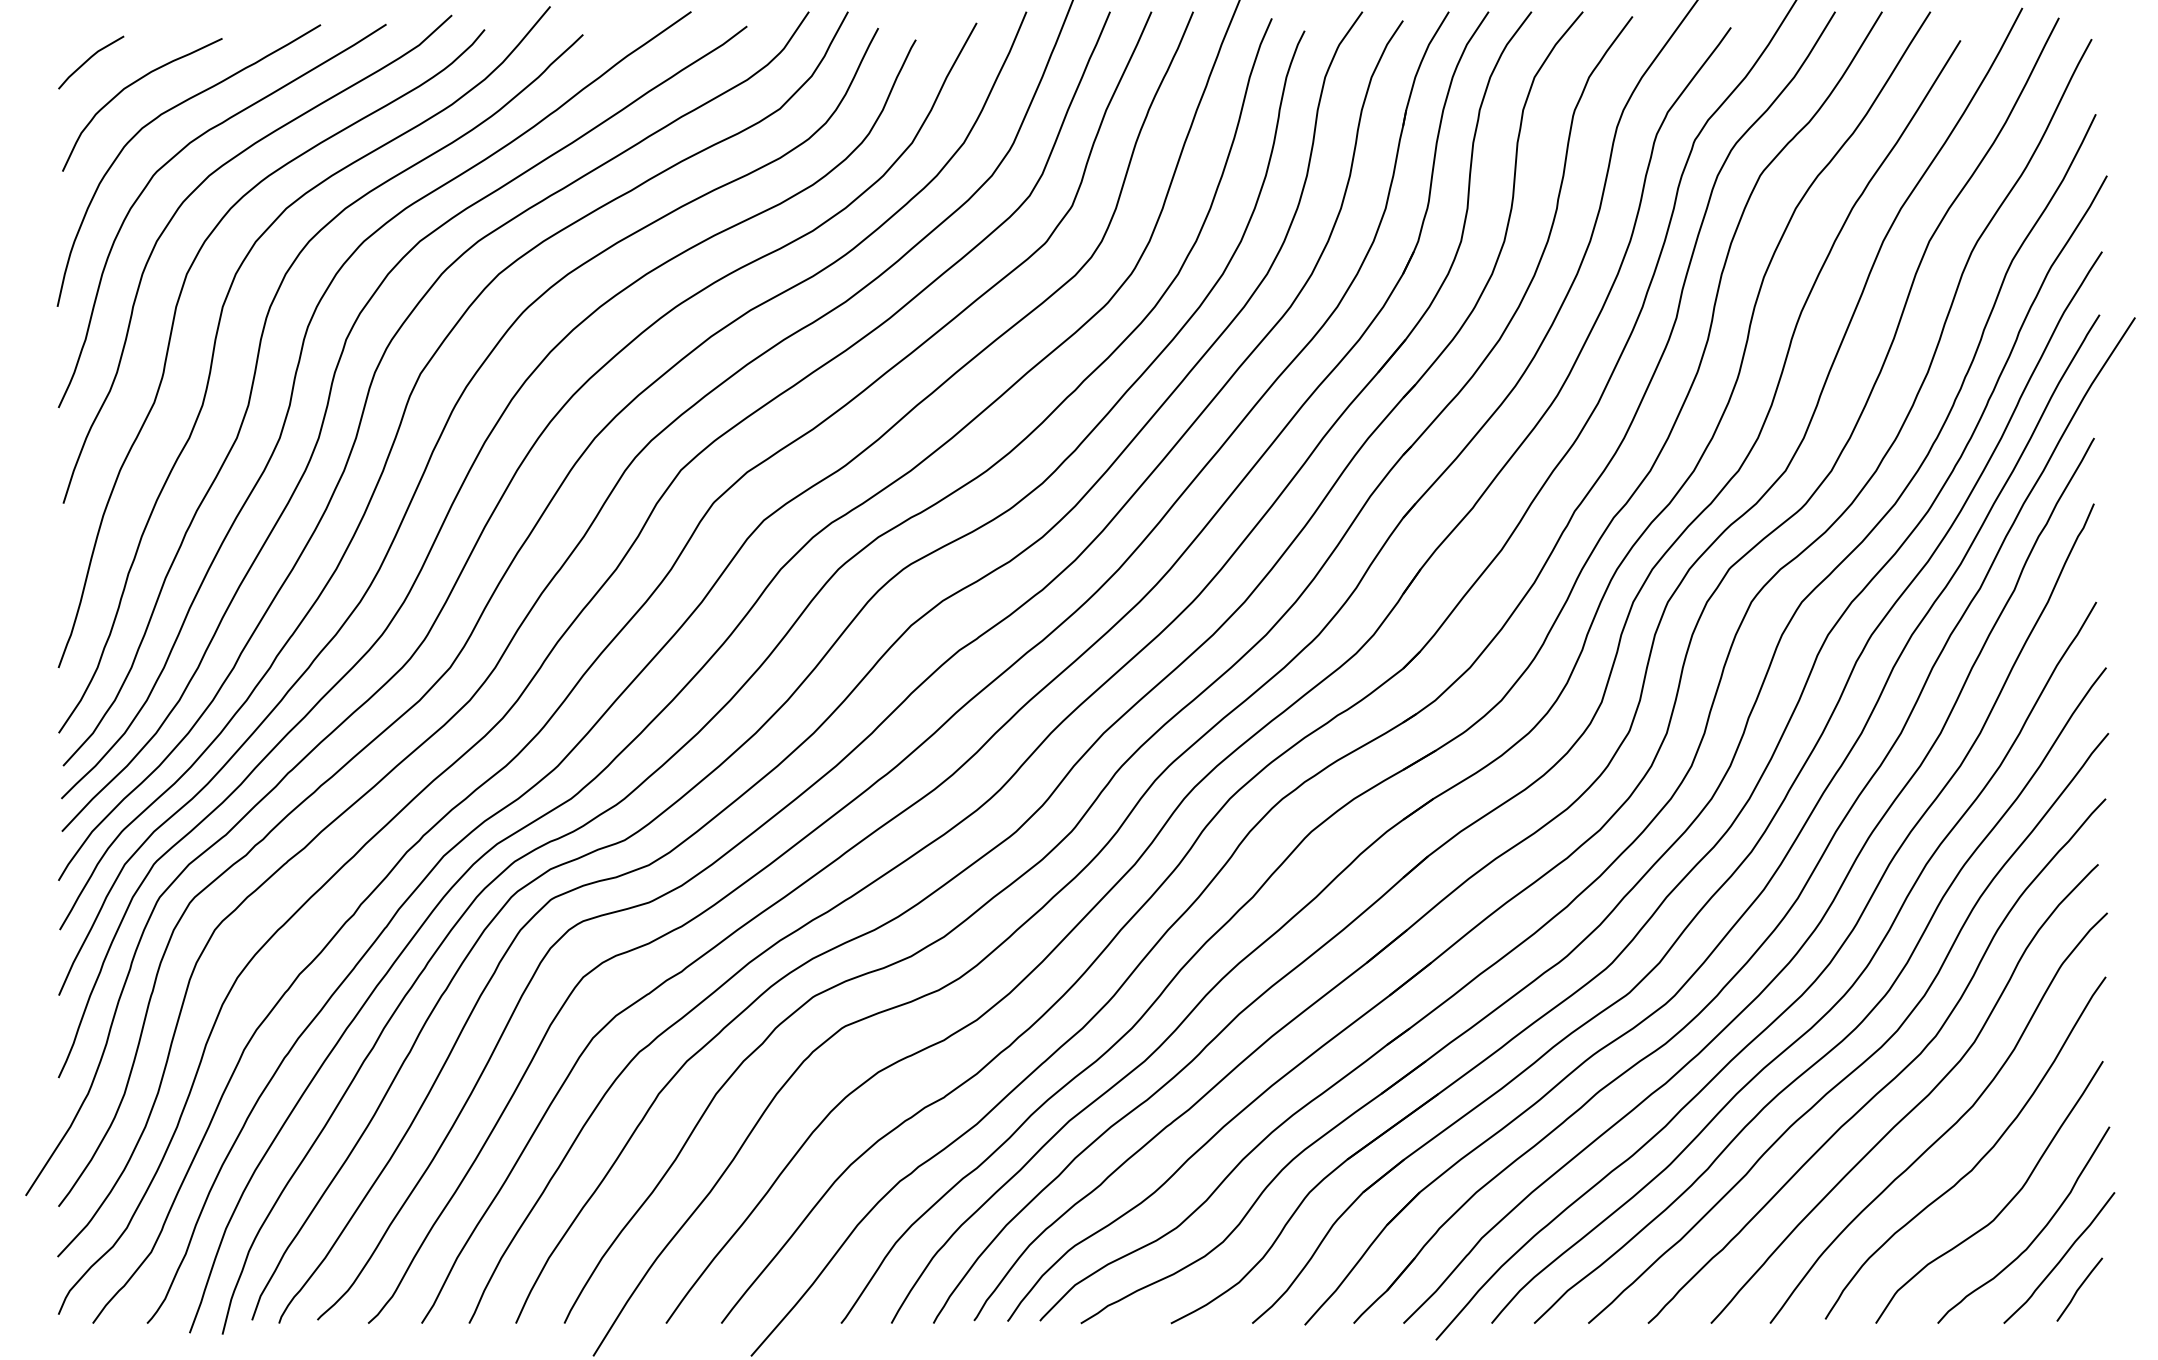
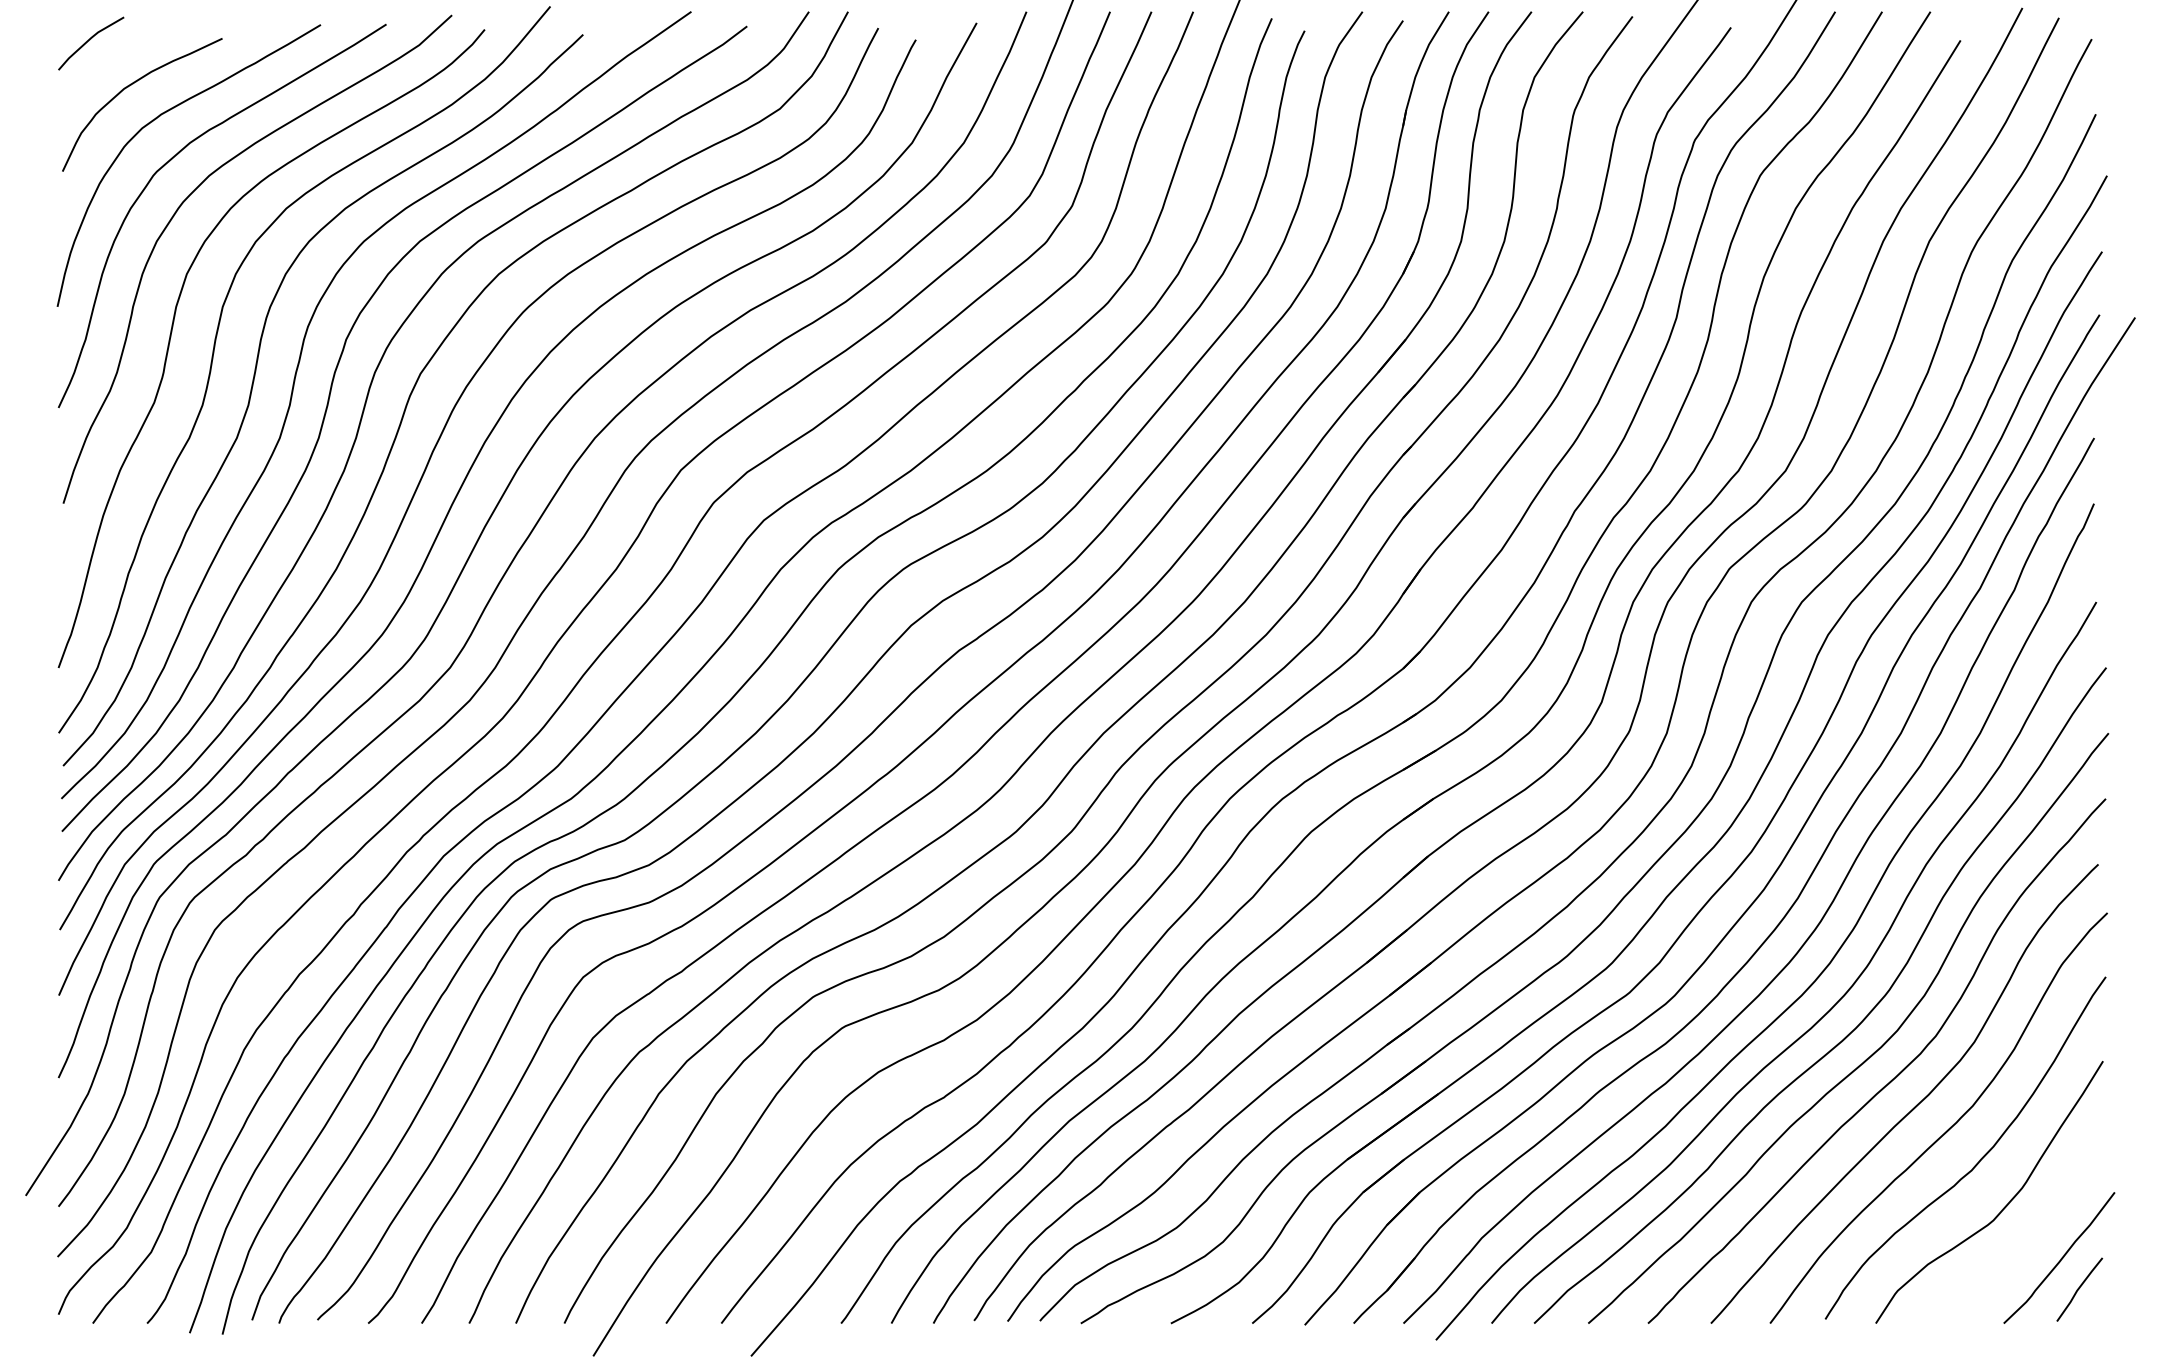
line position: (89, 59) -> (89, 40) (89, 40)
curve: present -> none (2035, 1236)
